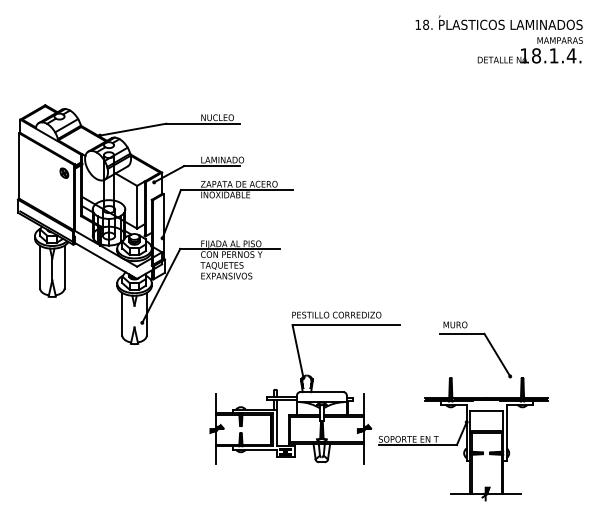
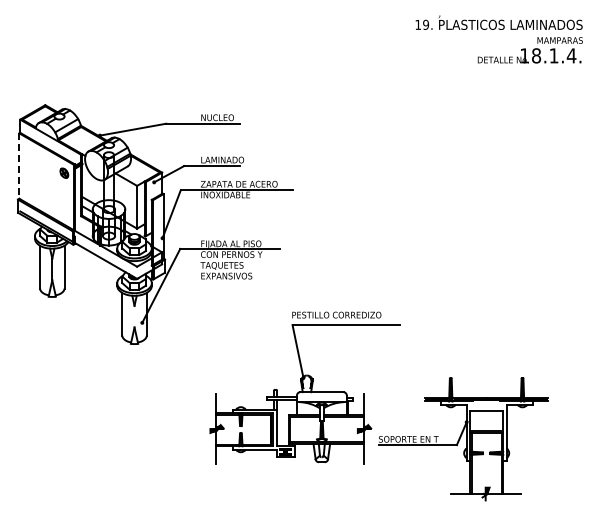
text: 18. -> 19. (426, 24)
line: solid -> dashed (19, 166)
part: present -> none (488, 342)
